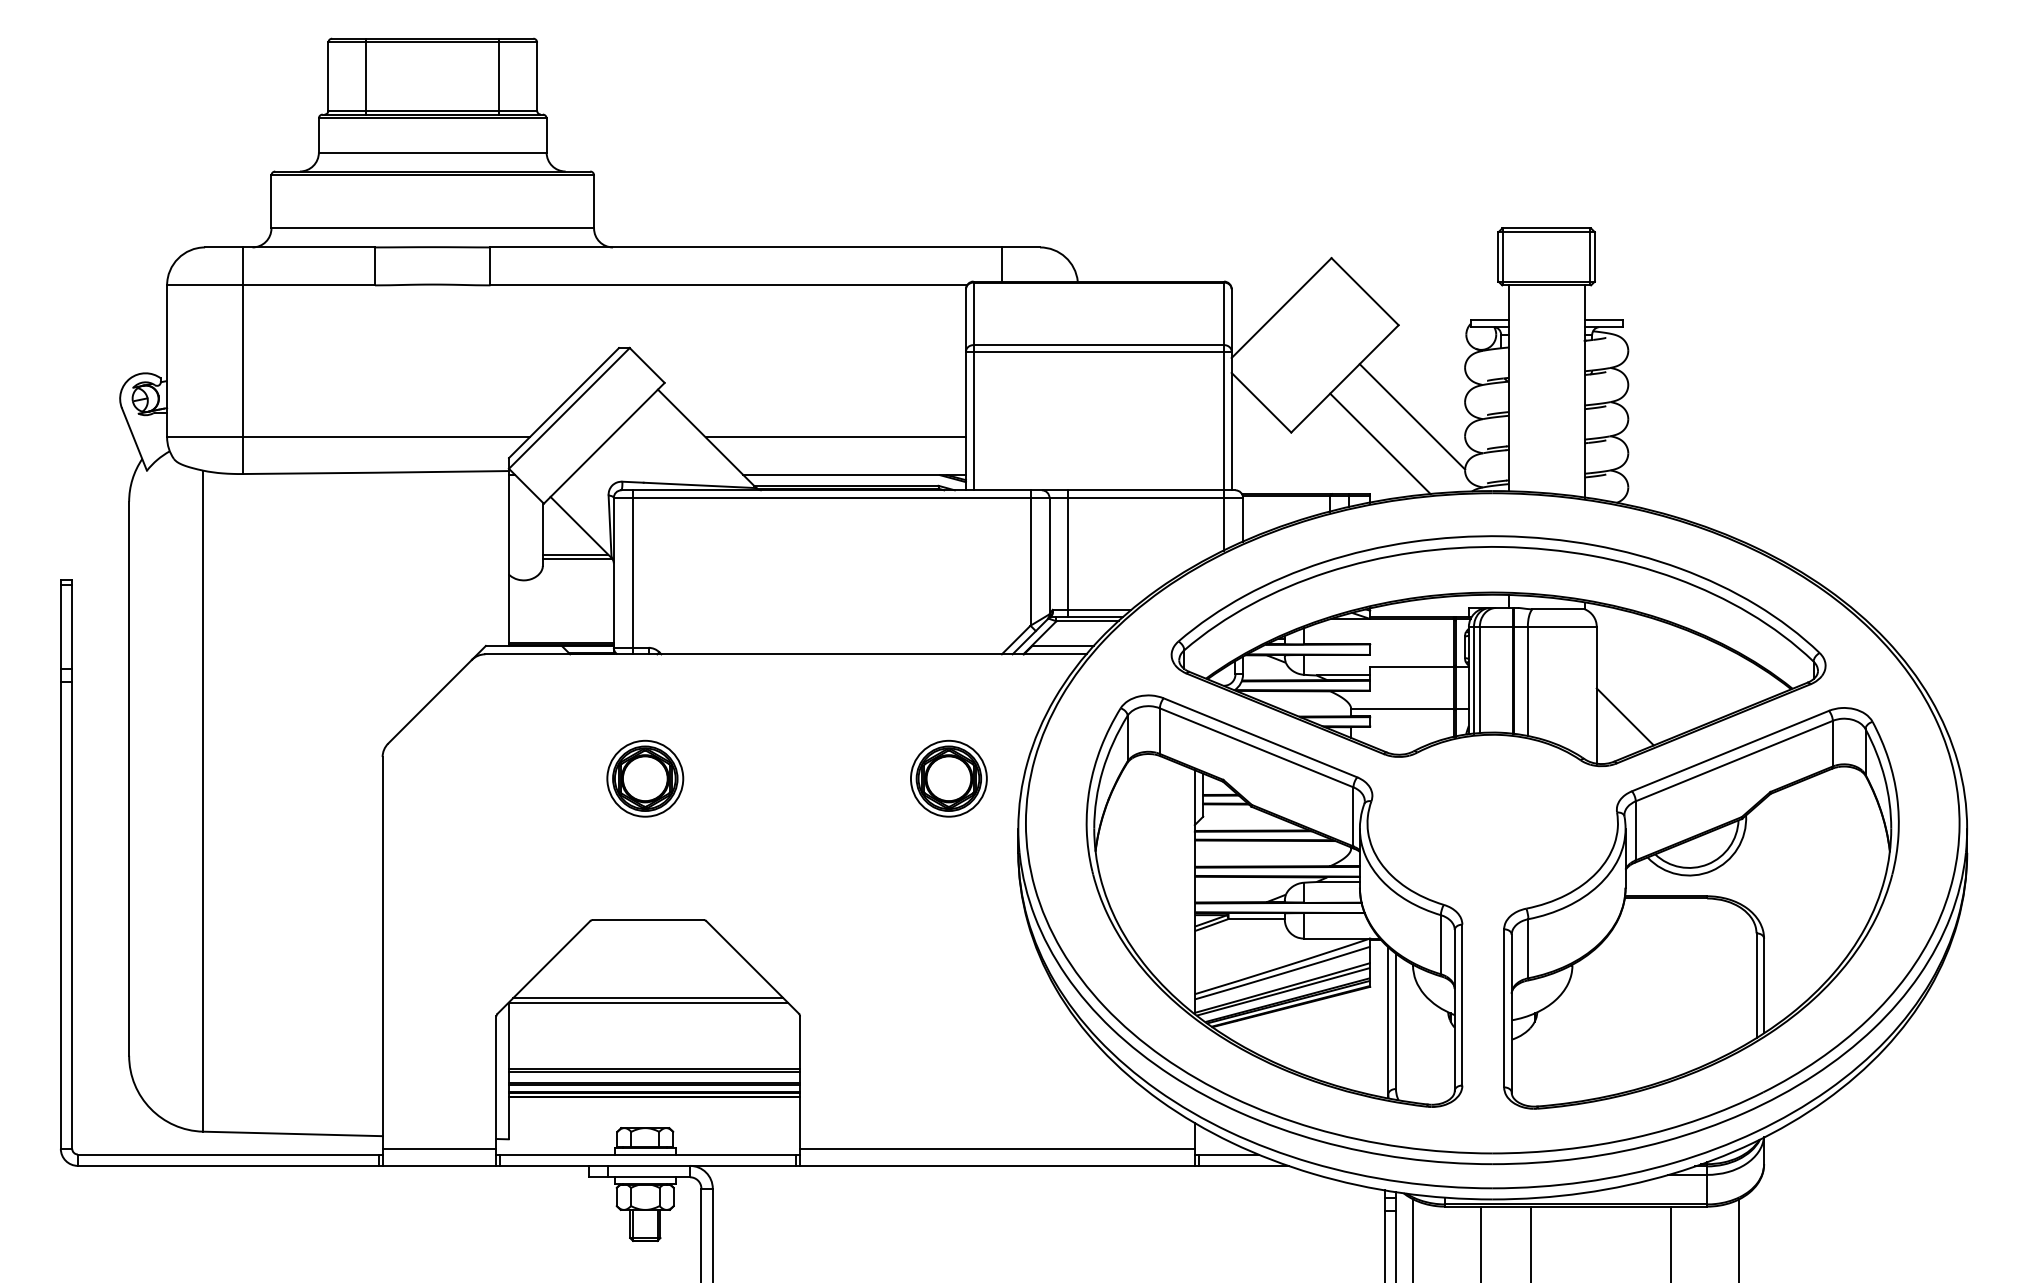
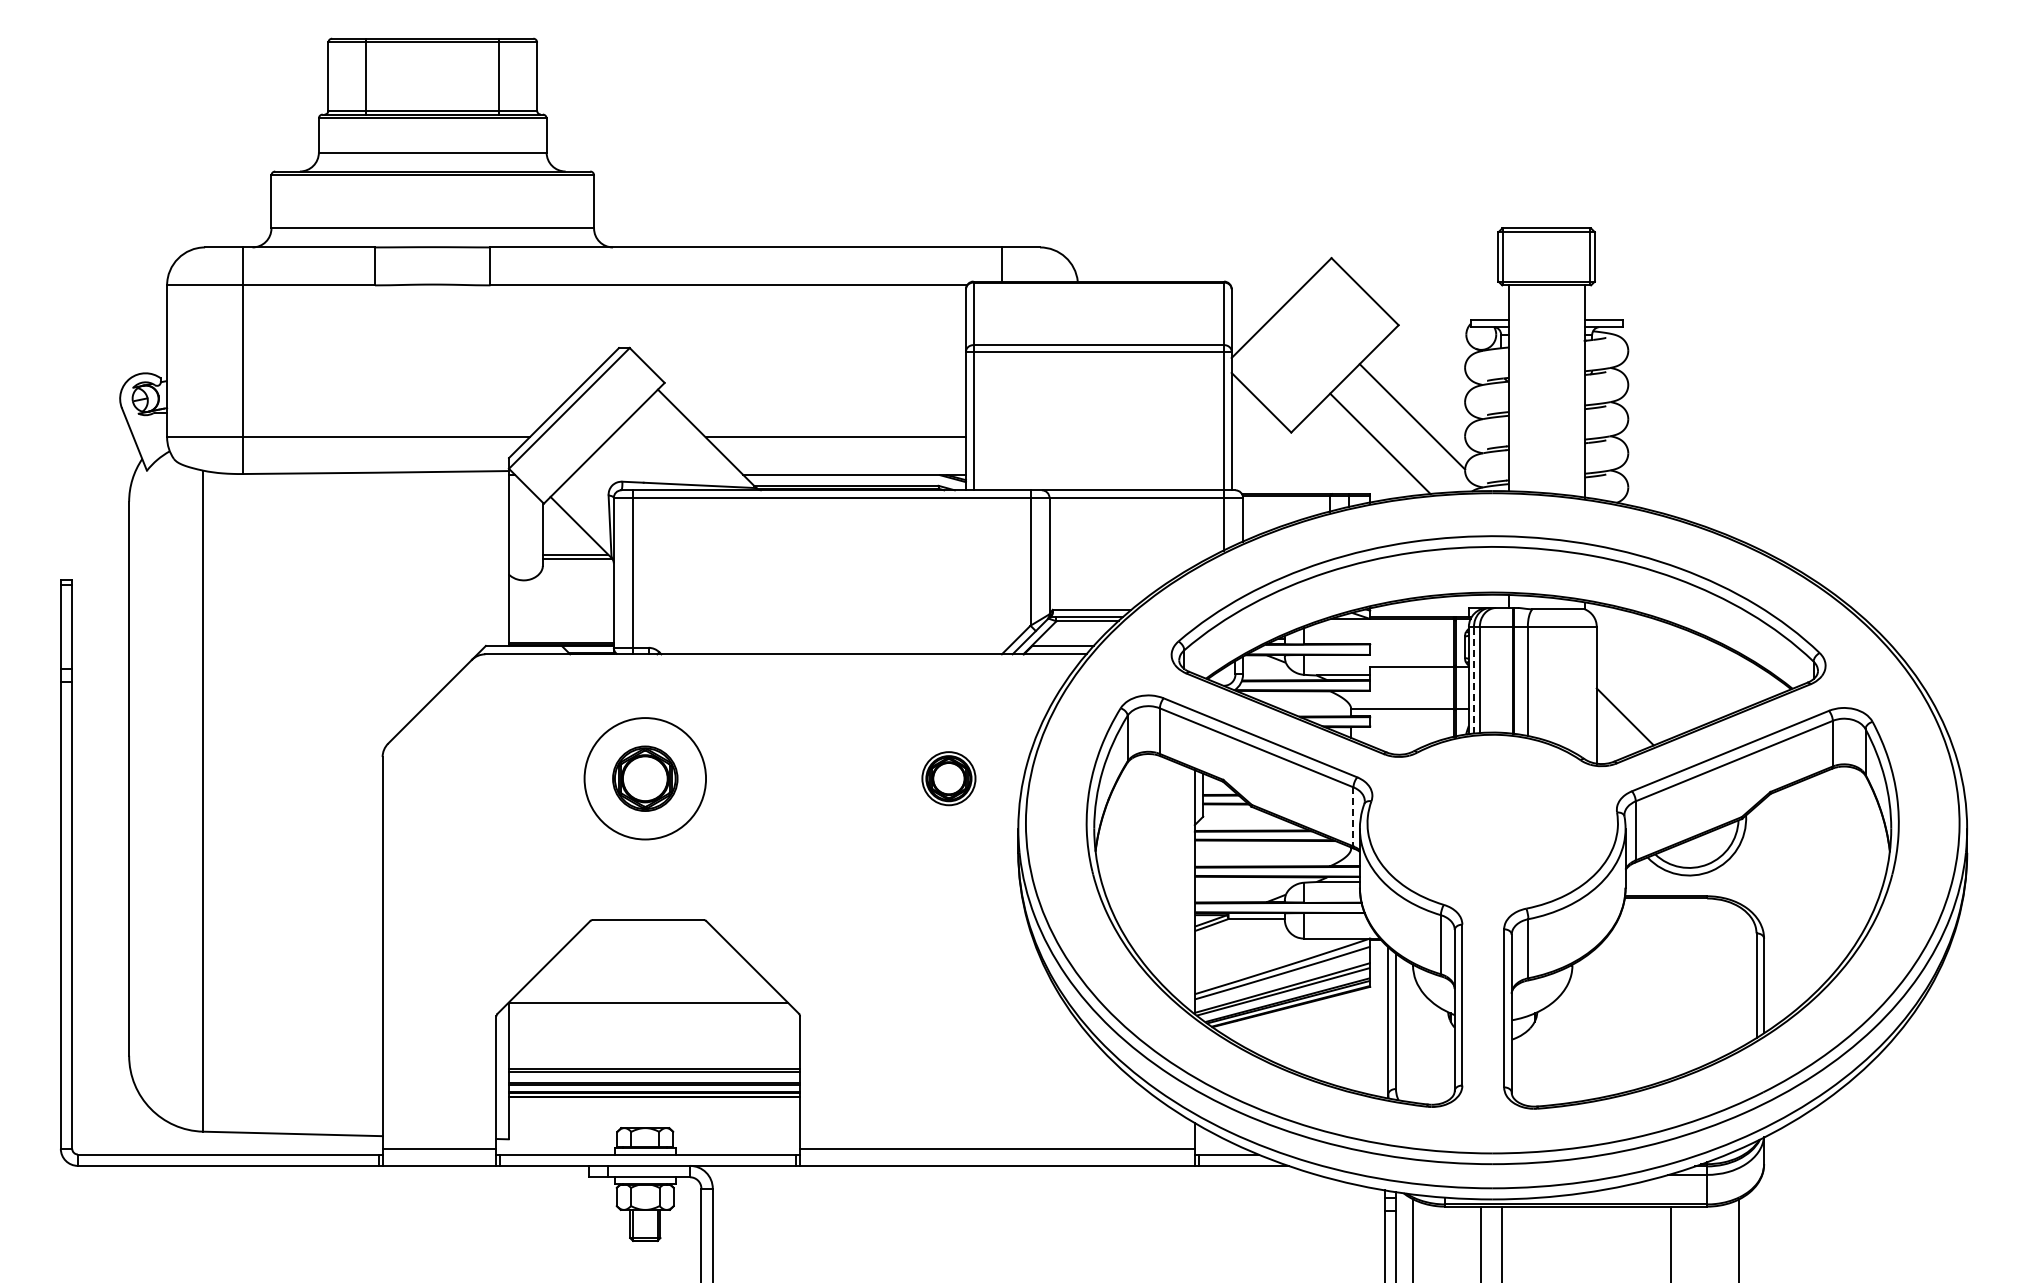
line: present -> none (1068, 553)
line: solid -> dashed (1473, 679)
circle diameter: 76 px -> 121 px (645, 778)
part size: 78x79 px -> 56x56 px (948, 778)
line: solid -> dashed (1353, 816)
line: present -> none (648, 998)
line position: (1530, 1242) -> (1501, 1242) (1501, 1242)
